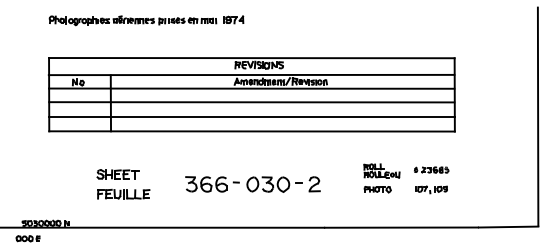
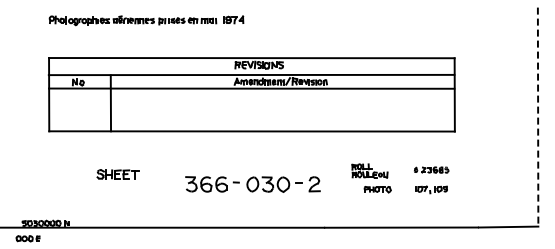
line: present -> none (251, 102)
line: present -> none (251, 116)
line: solid -> dashed (538, 117)
part position: (381, 170) -> (369, 170) (369, 170)
part: present -> none (123, 193)
